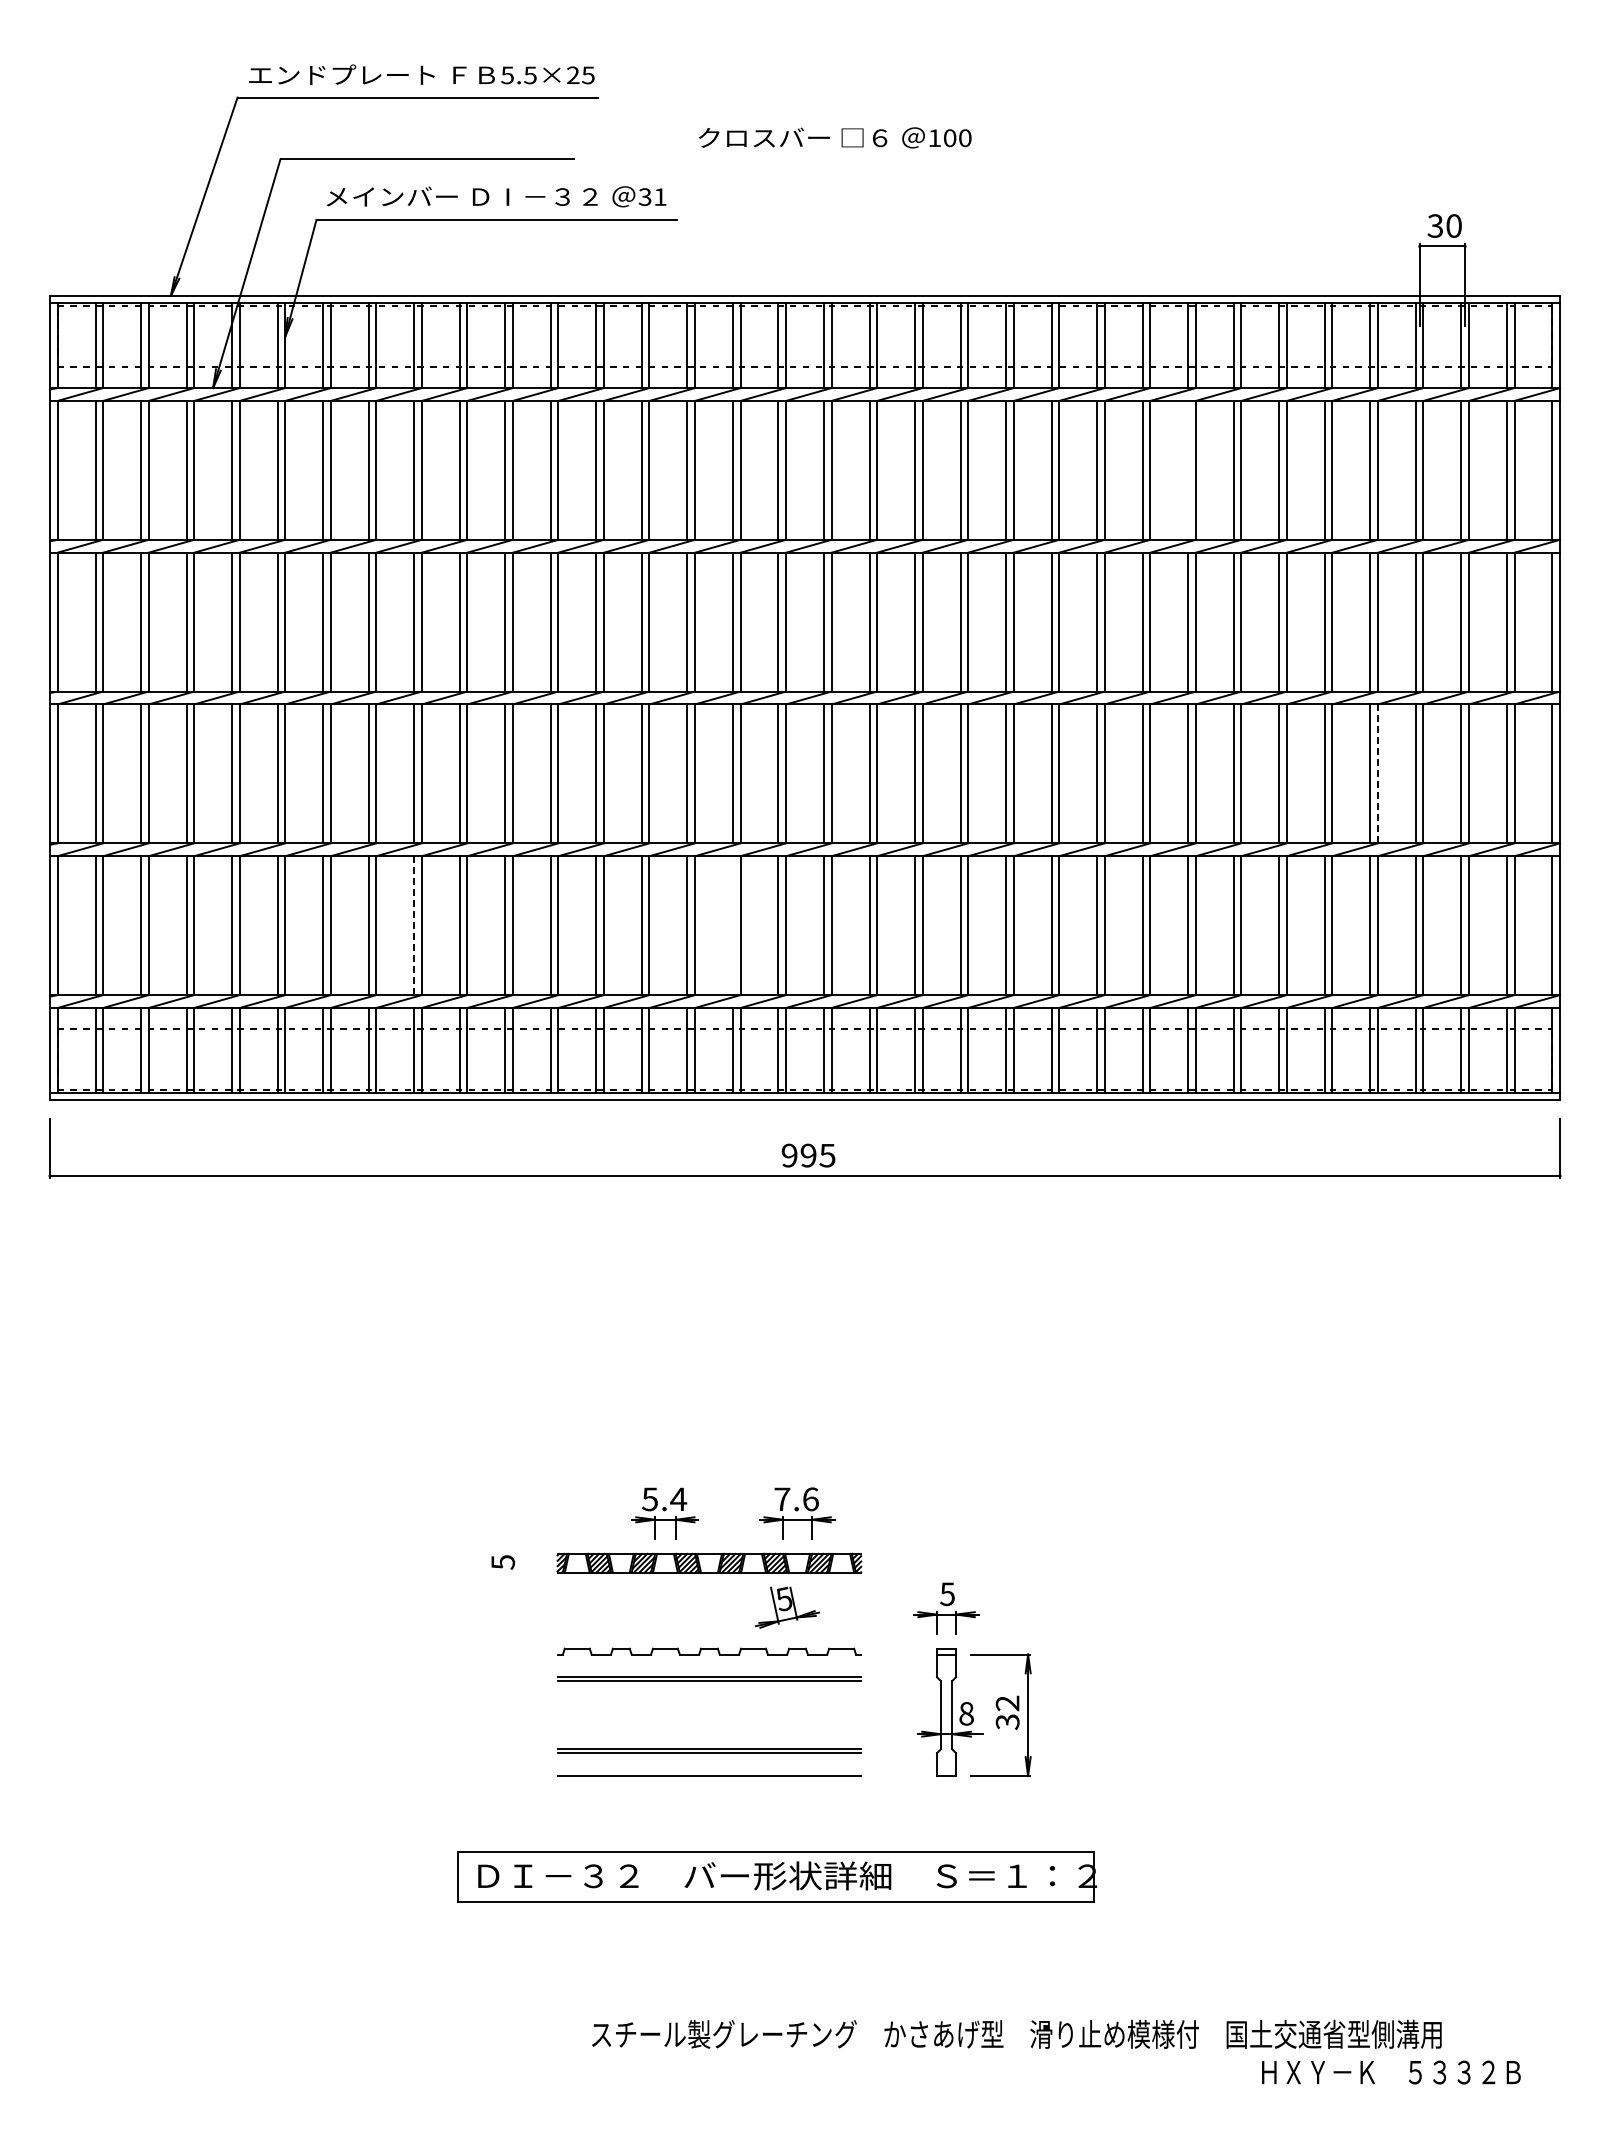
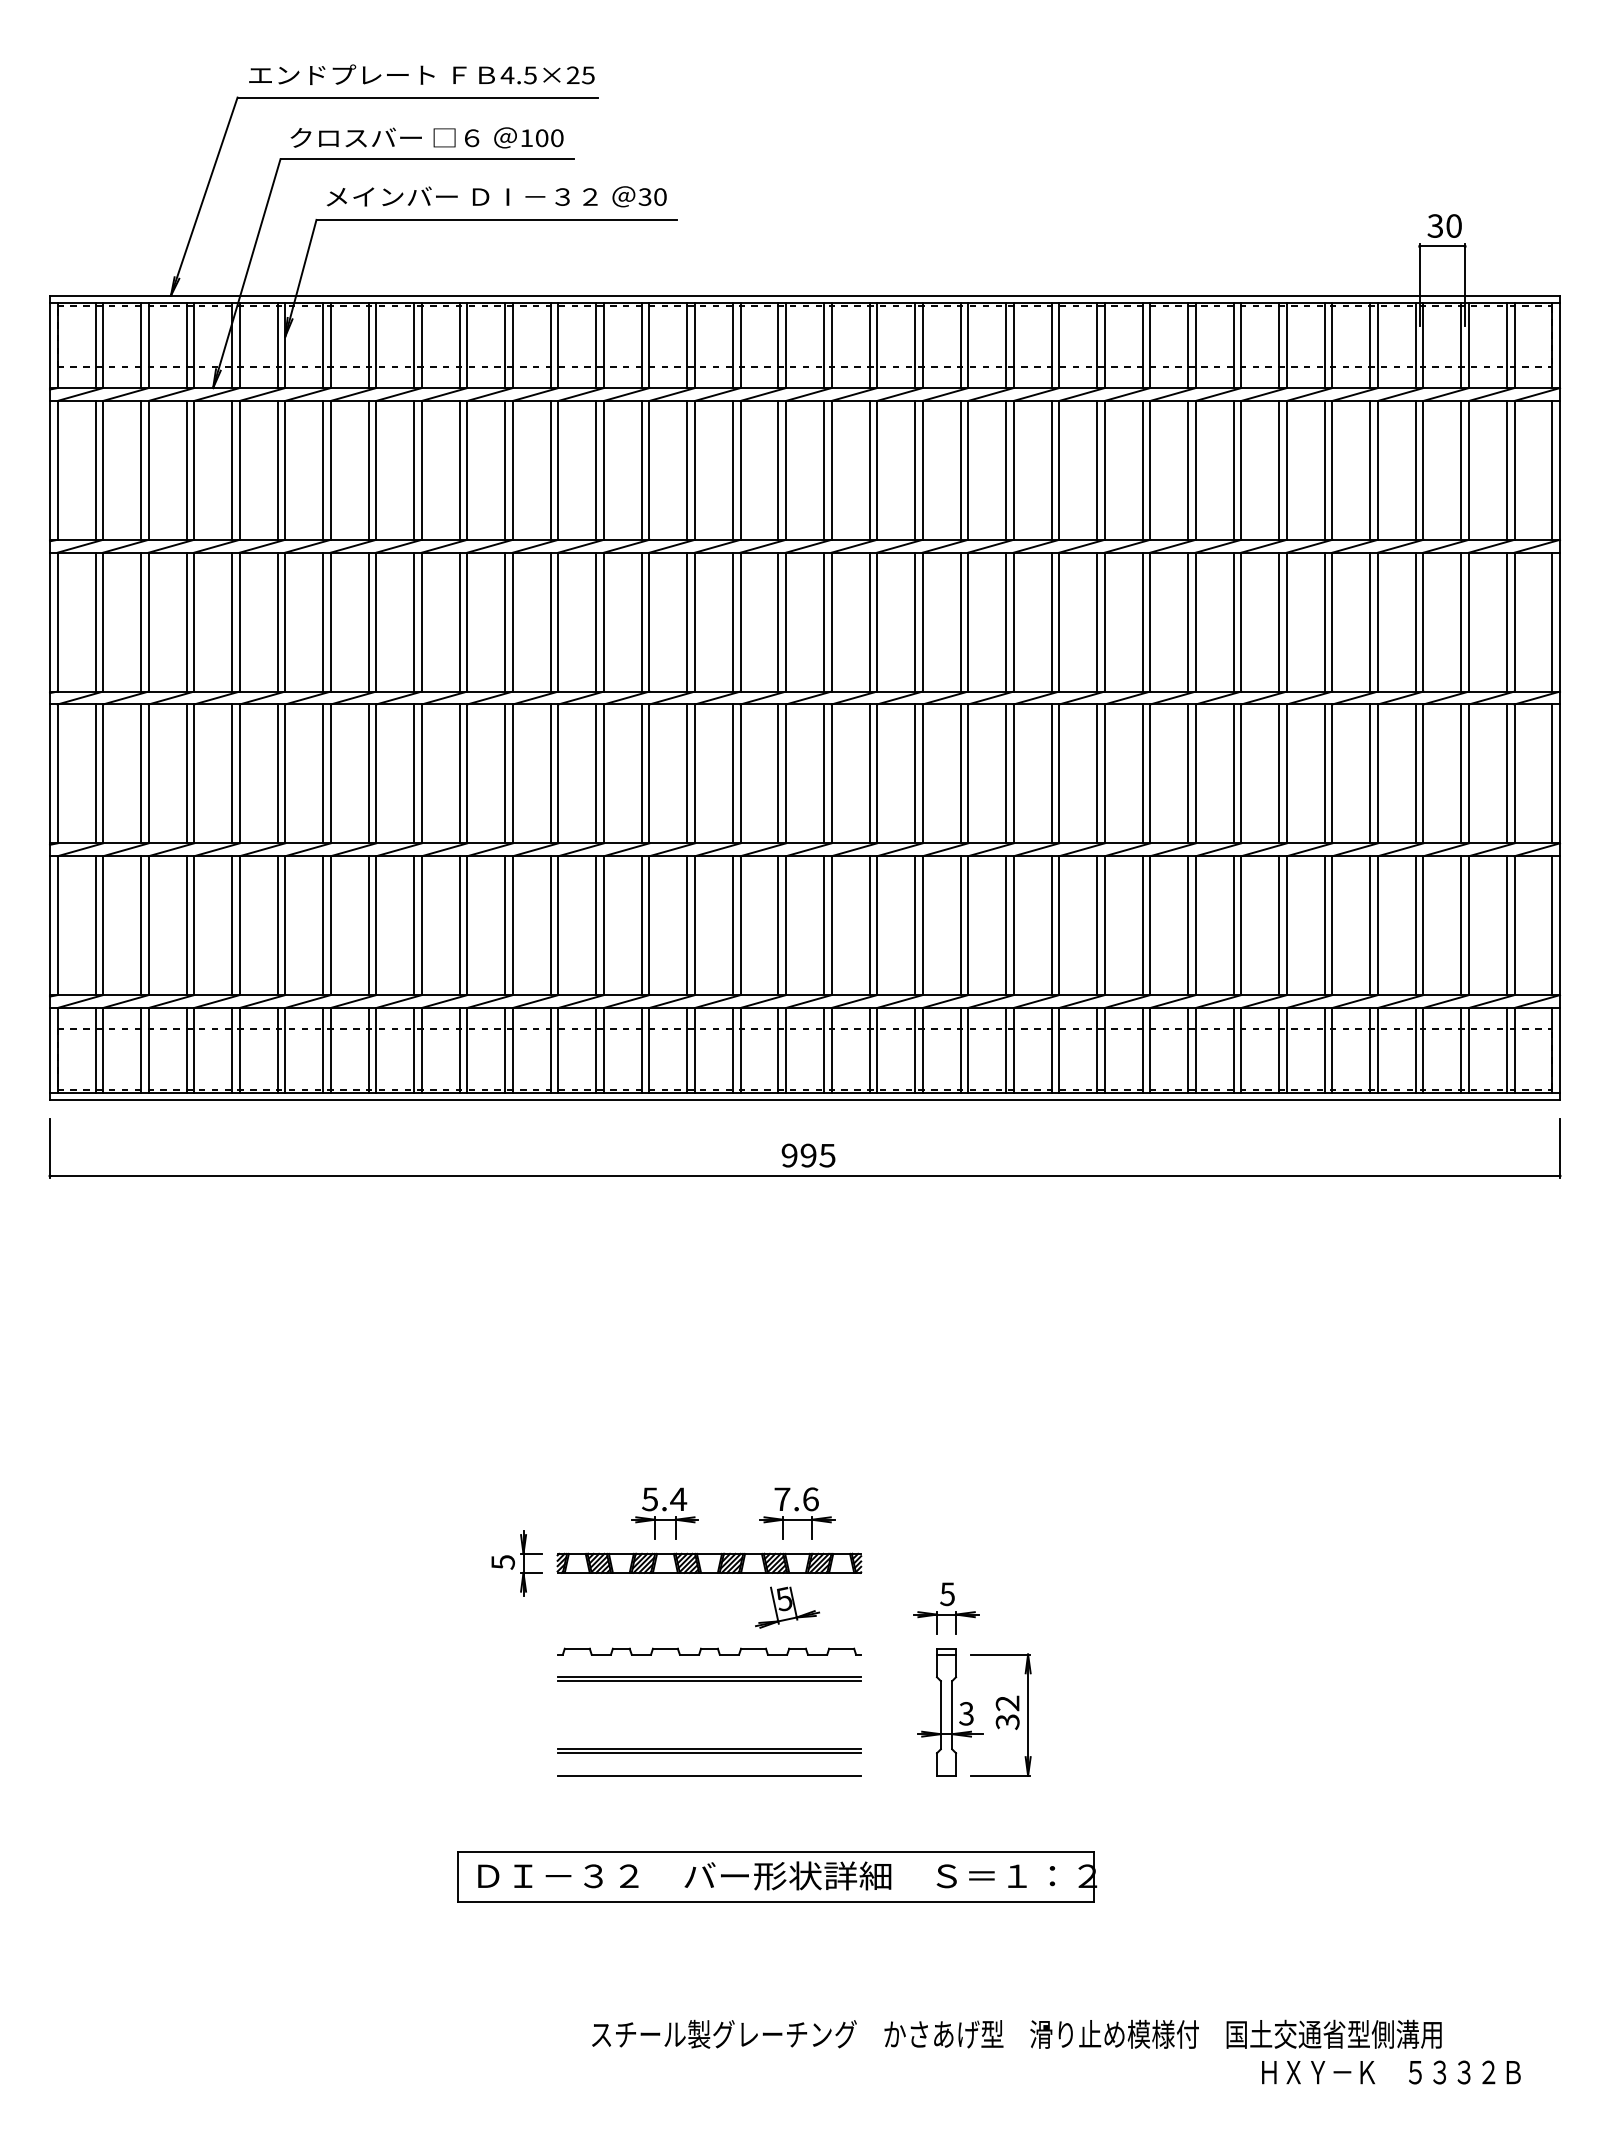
text: 5.5×25 -> 4.5×25 (507, 75)
text position: (834, 137) -> (426, 137) (426, 137)
text: 31 -> 30 (660, 196)
line: none -> present (1188, 469)
line: dashed -> solid (1377, 774)
line: none -> present (732, 925)
line: dashed -> solid (414, 926)
part: none -> present (524, 1563)
text: 8 -> 3 (966, 1713)
